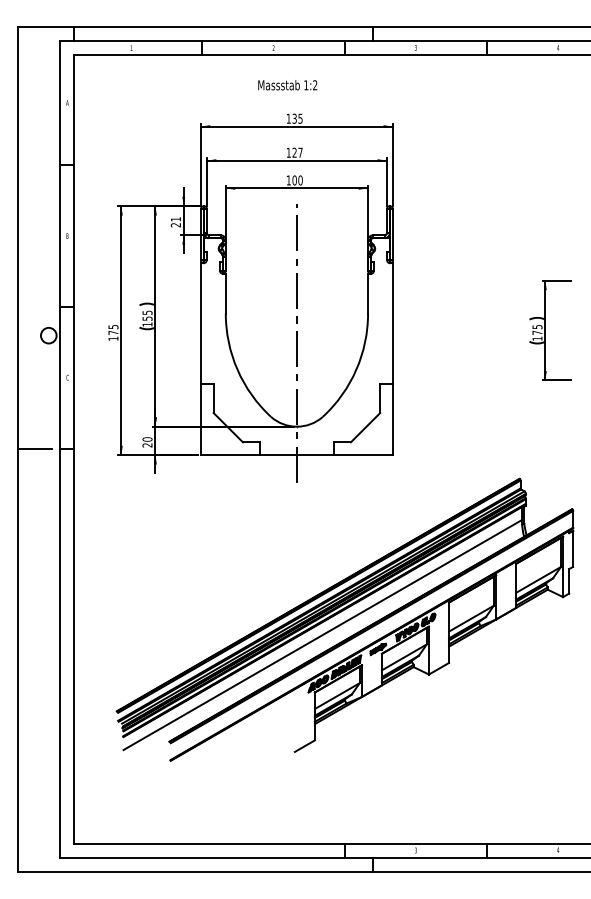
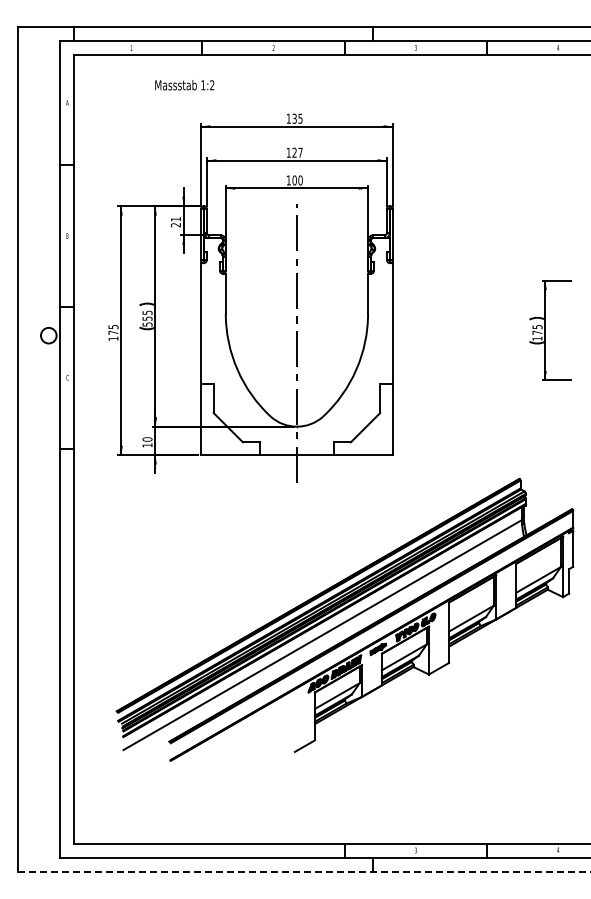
text position: (287, 85) -> (184, 85) (184, 85)
text: 155 -> 555 (147, 324)
text: 20 -> 10 (147, 445)
line: present -> none (34, 449)
line: solid -> dashed (304, 872)
